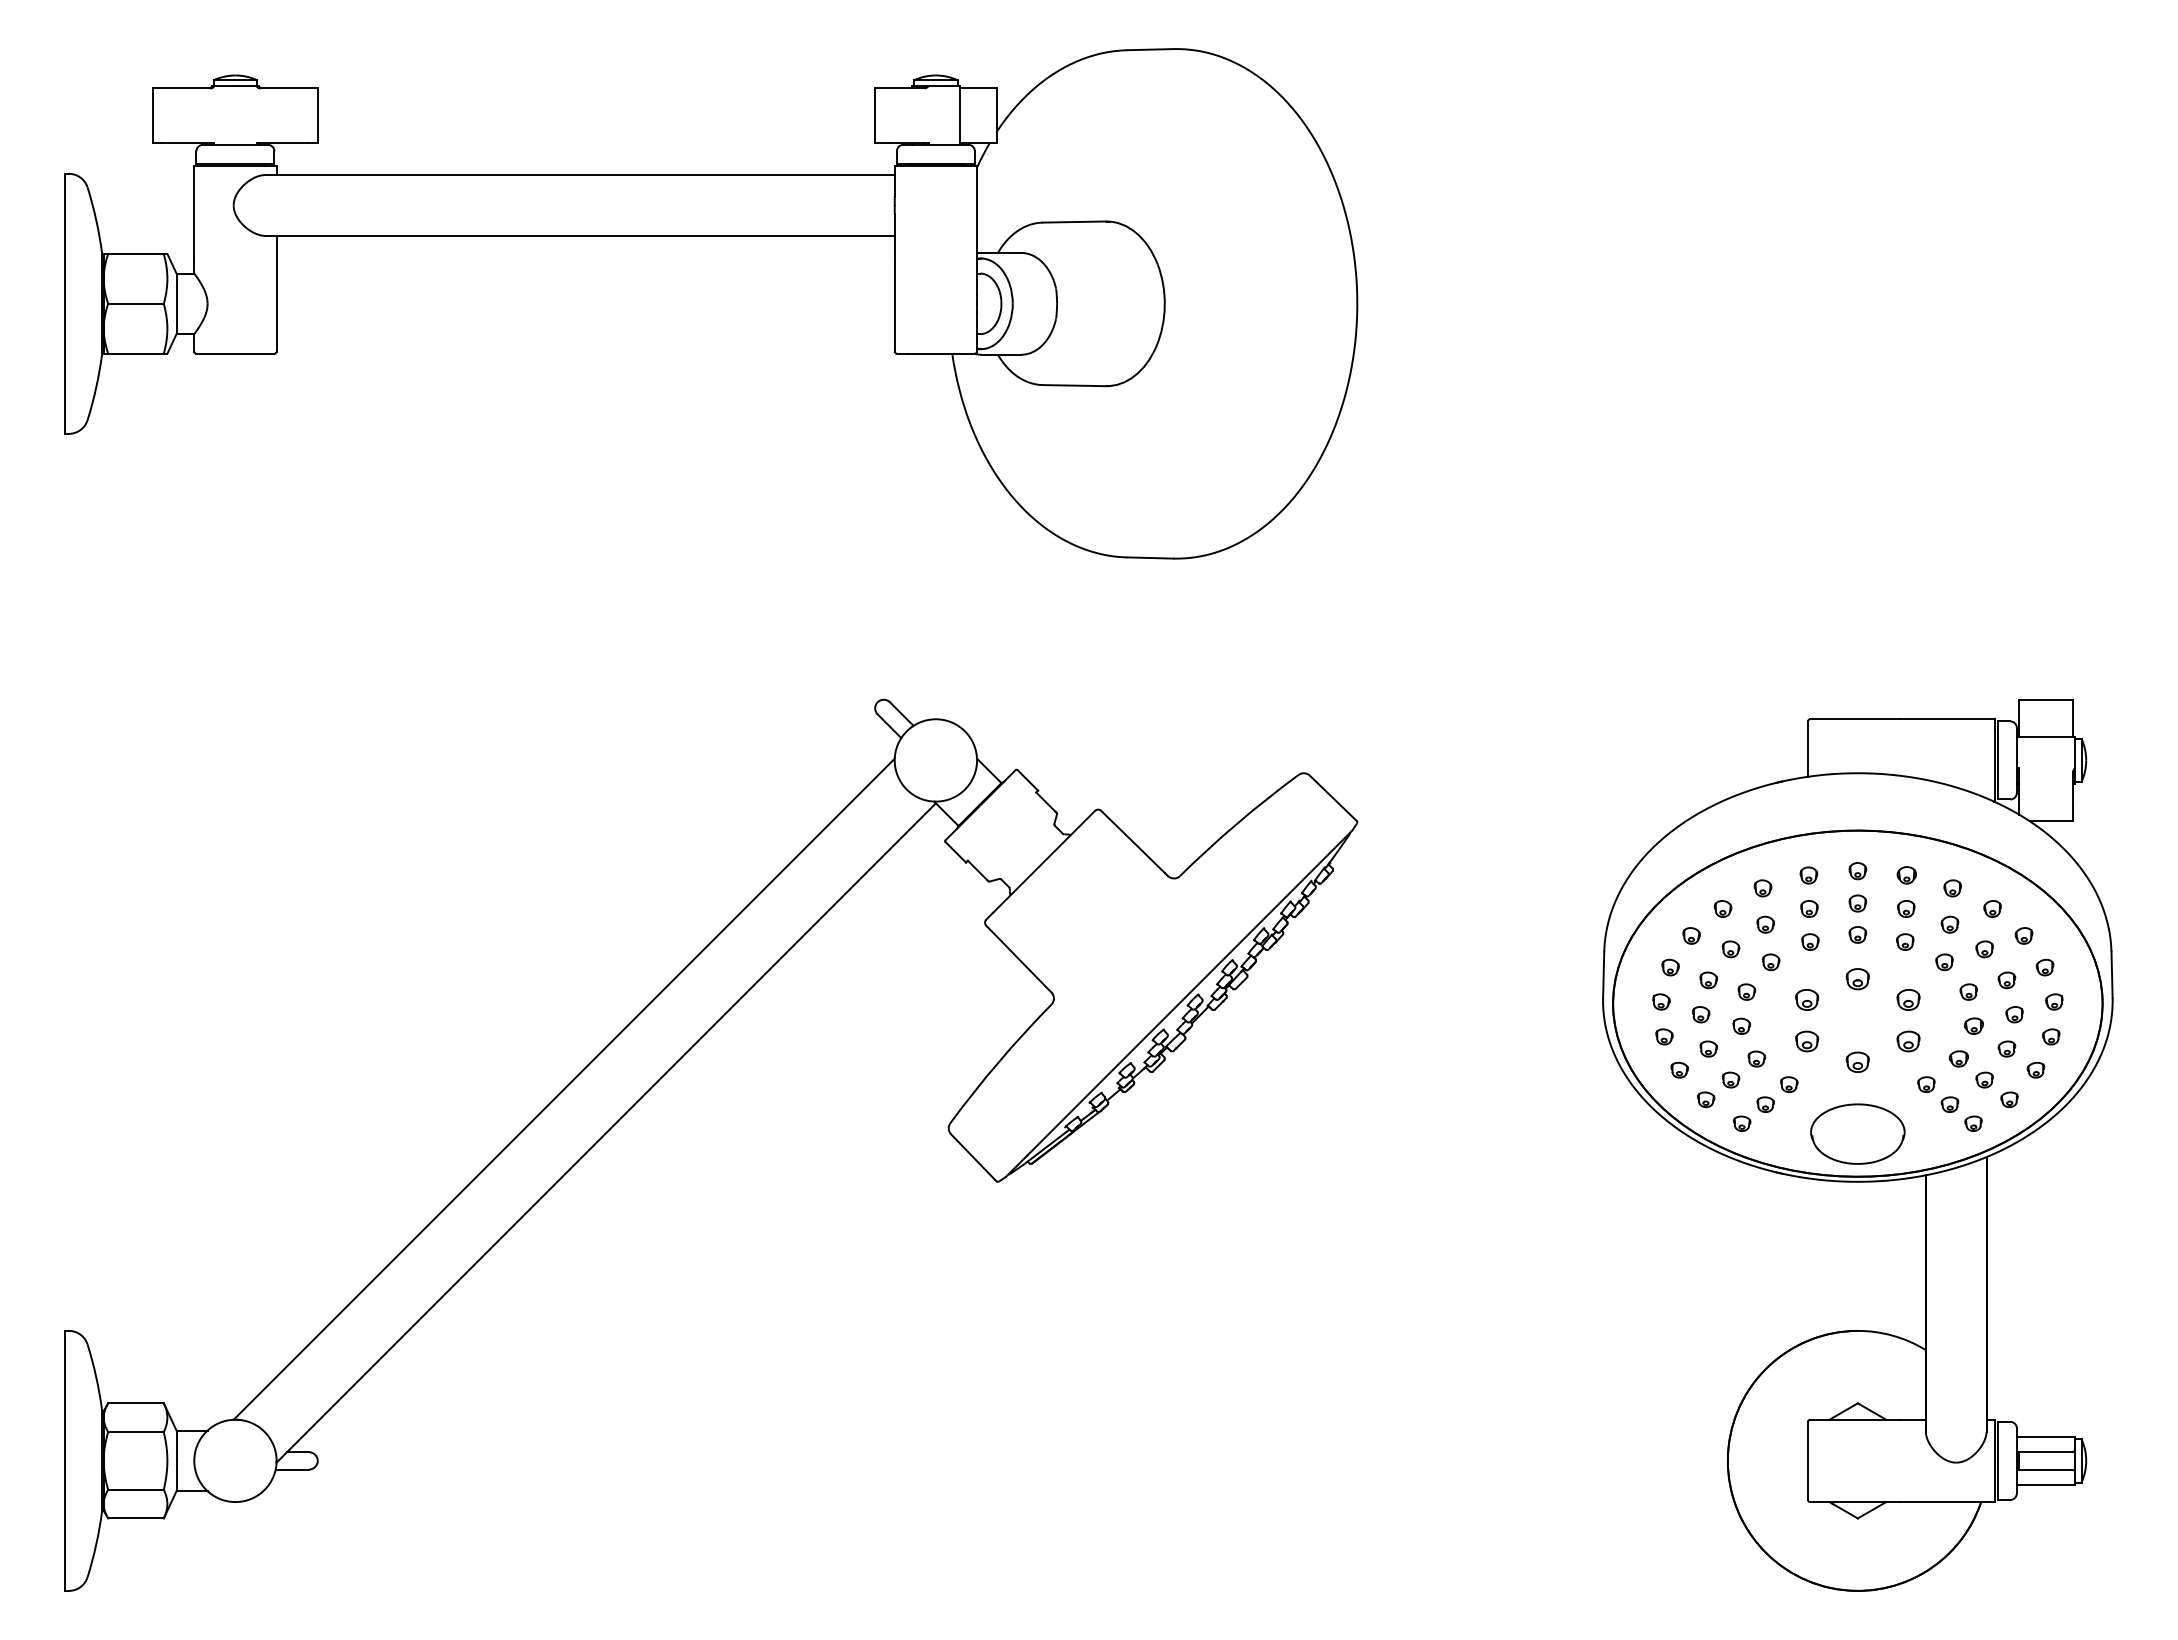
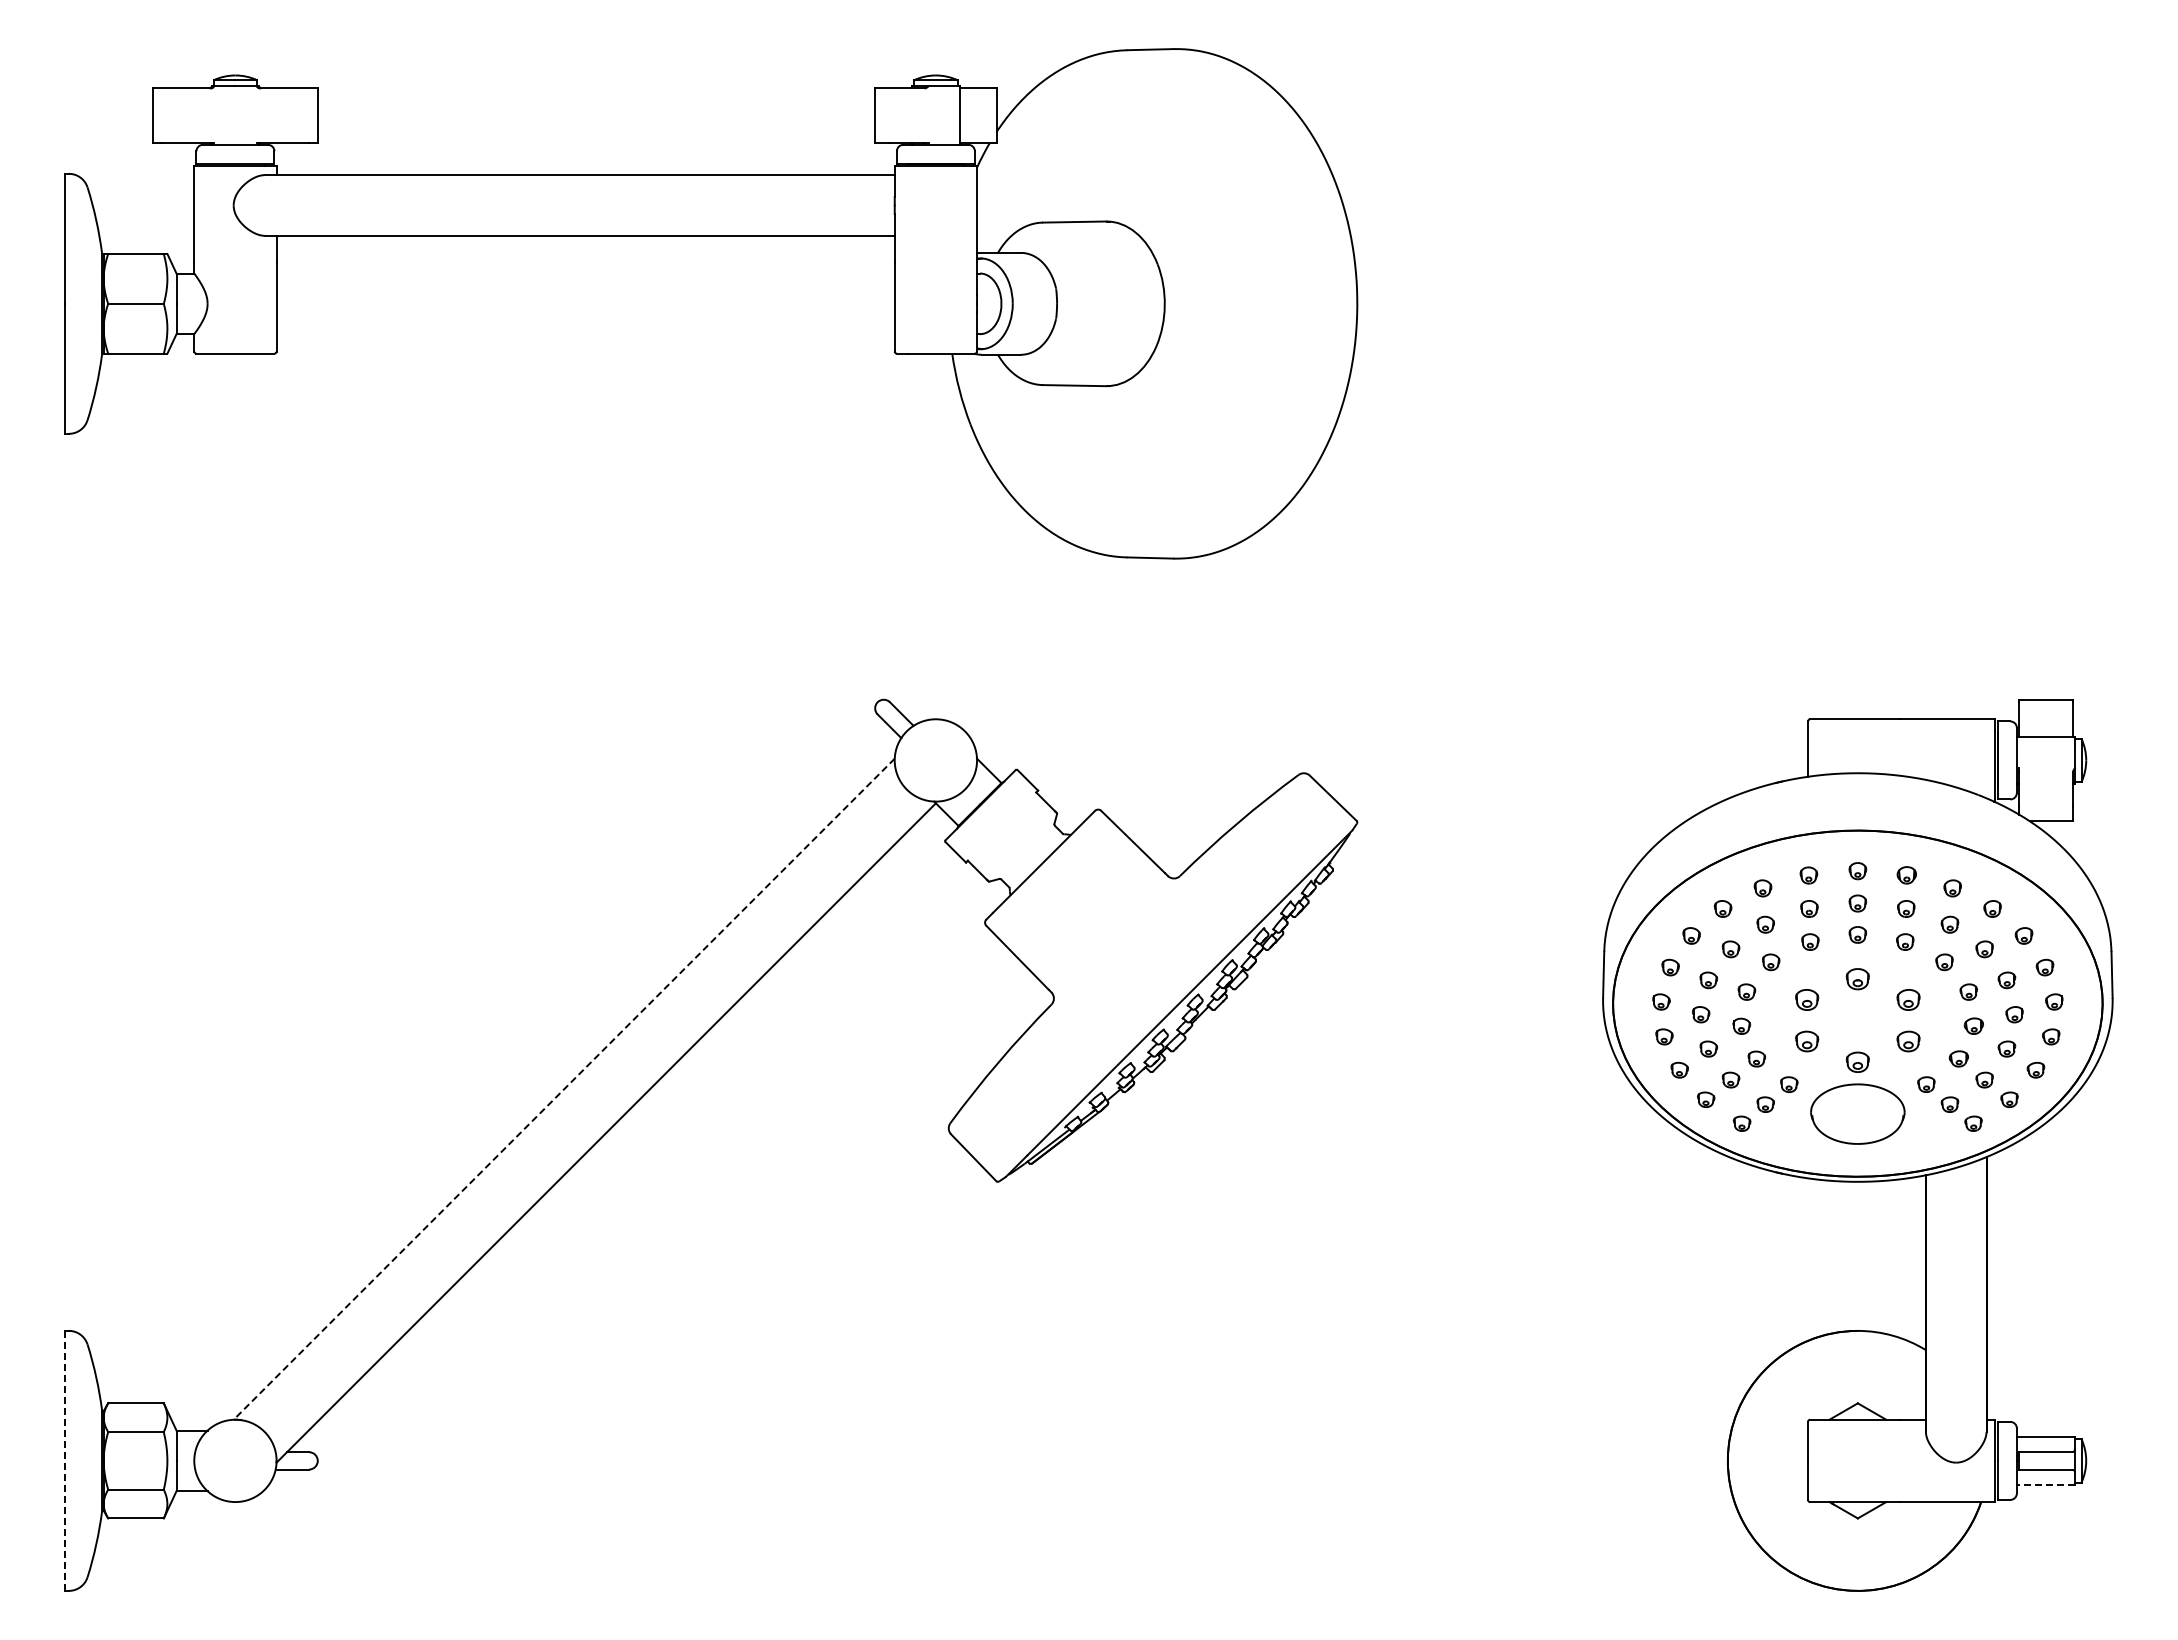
line: solid -> dashed (563, 1089)
part position: (1857, 1133) -> (1857, 1113) (1857, 1113)
line: solid -> dashed (65, 1461)
line: solid -> dashed (2045, 1484)
